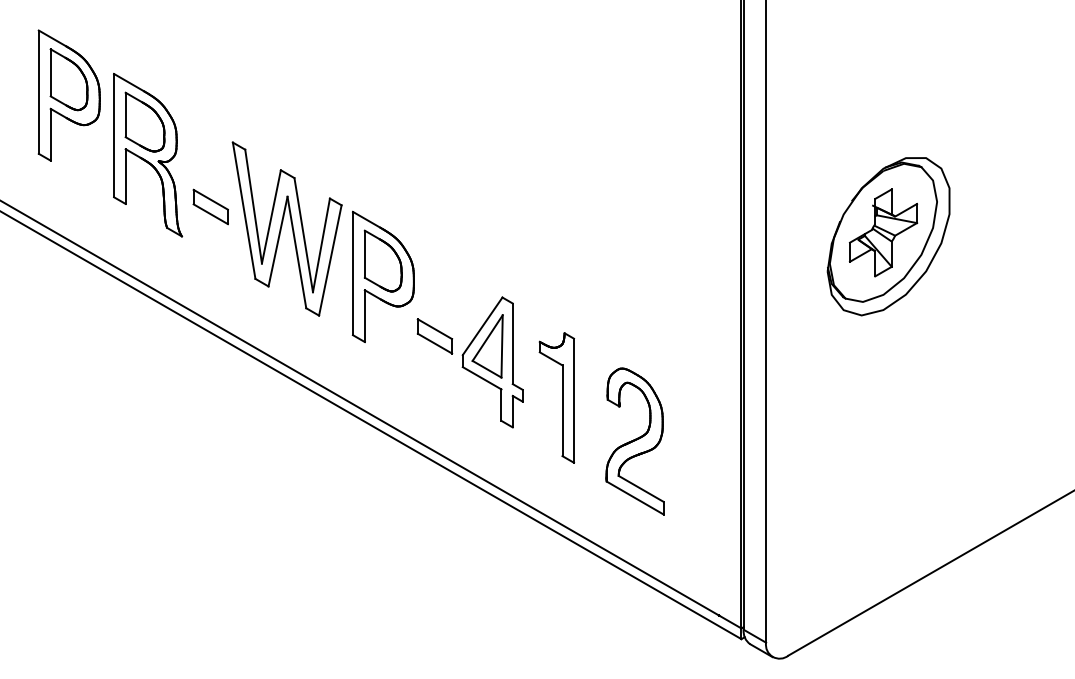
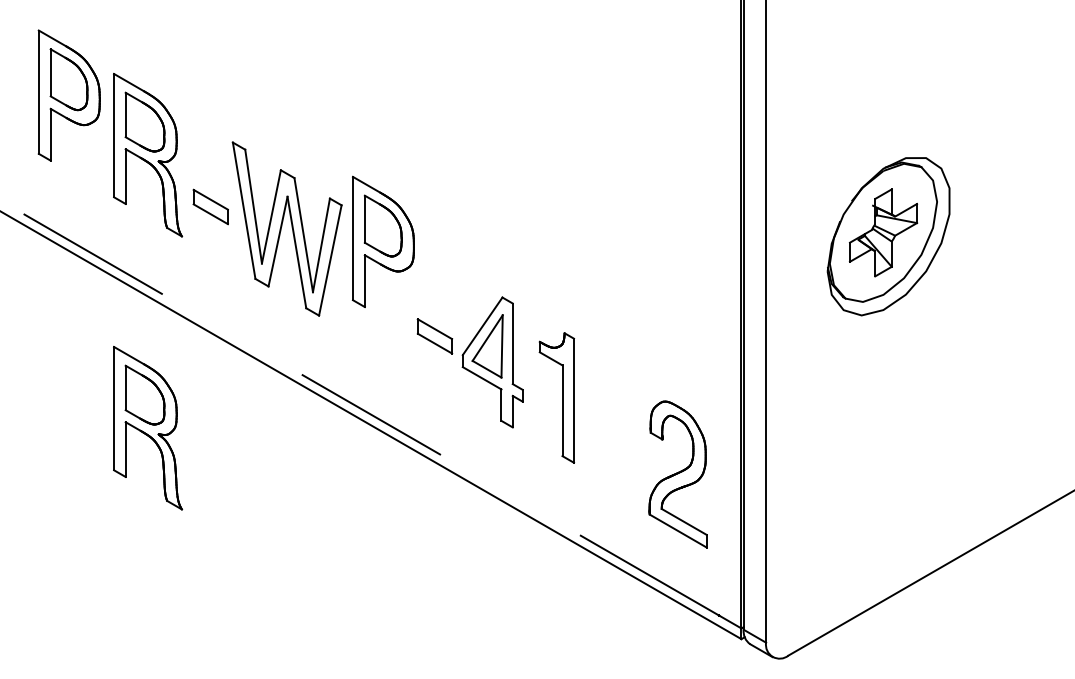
part position: (382, 276) -> (382, 241) (382, 241)
line: solid -> dashed (359, 408)
part: none -> present (148, 428)
part position: (634, 441) -> (677, 474) (677, 474)
